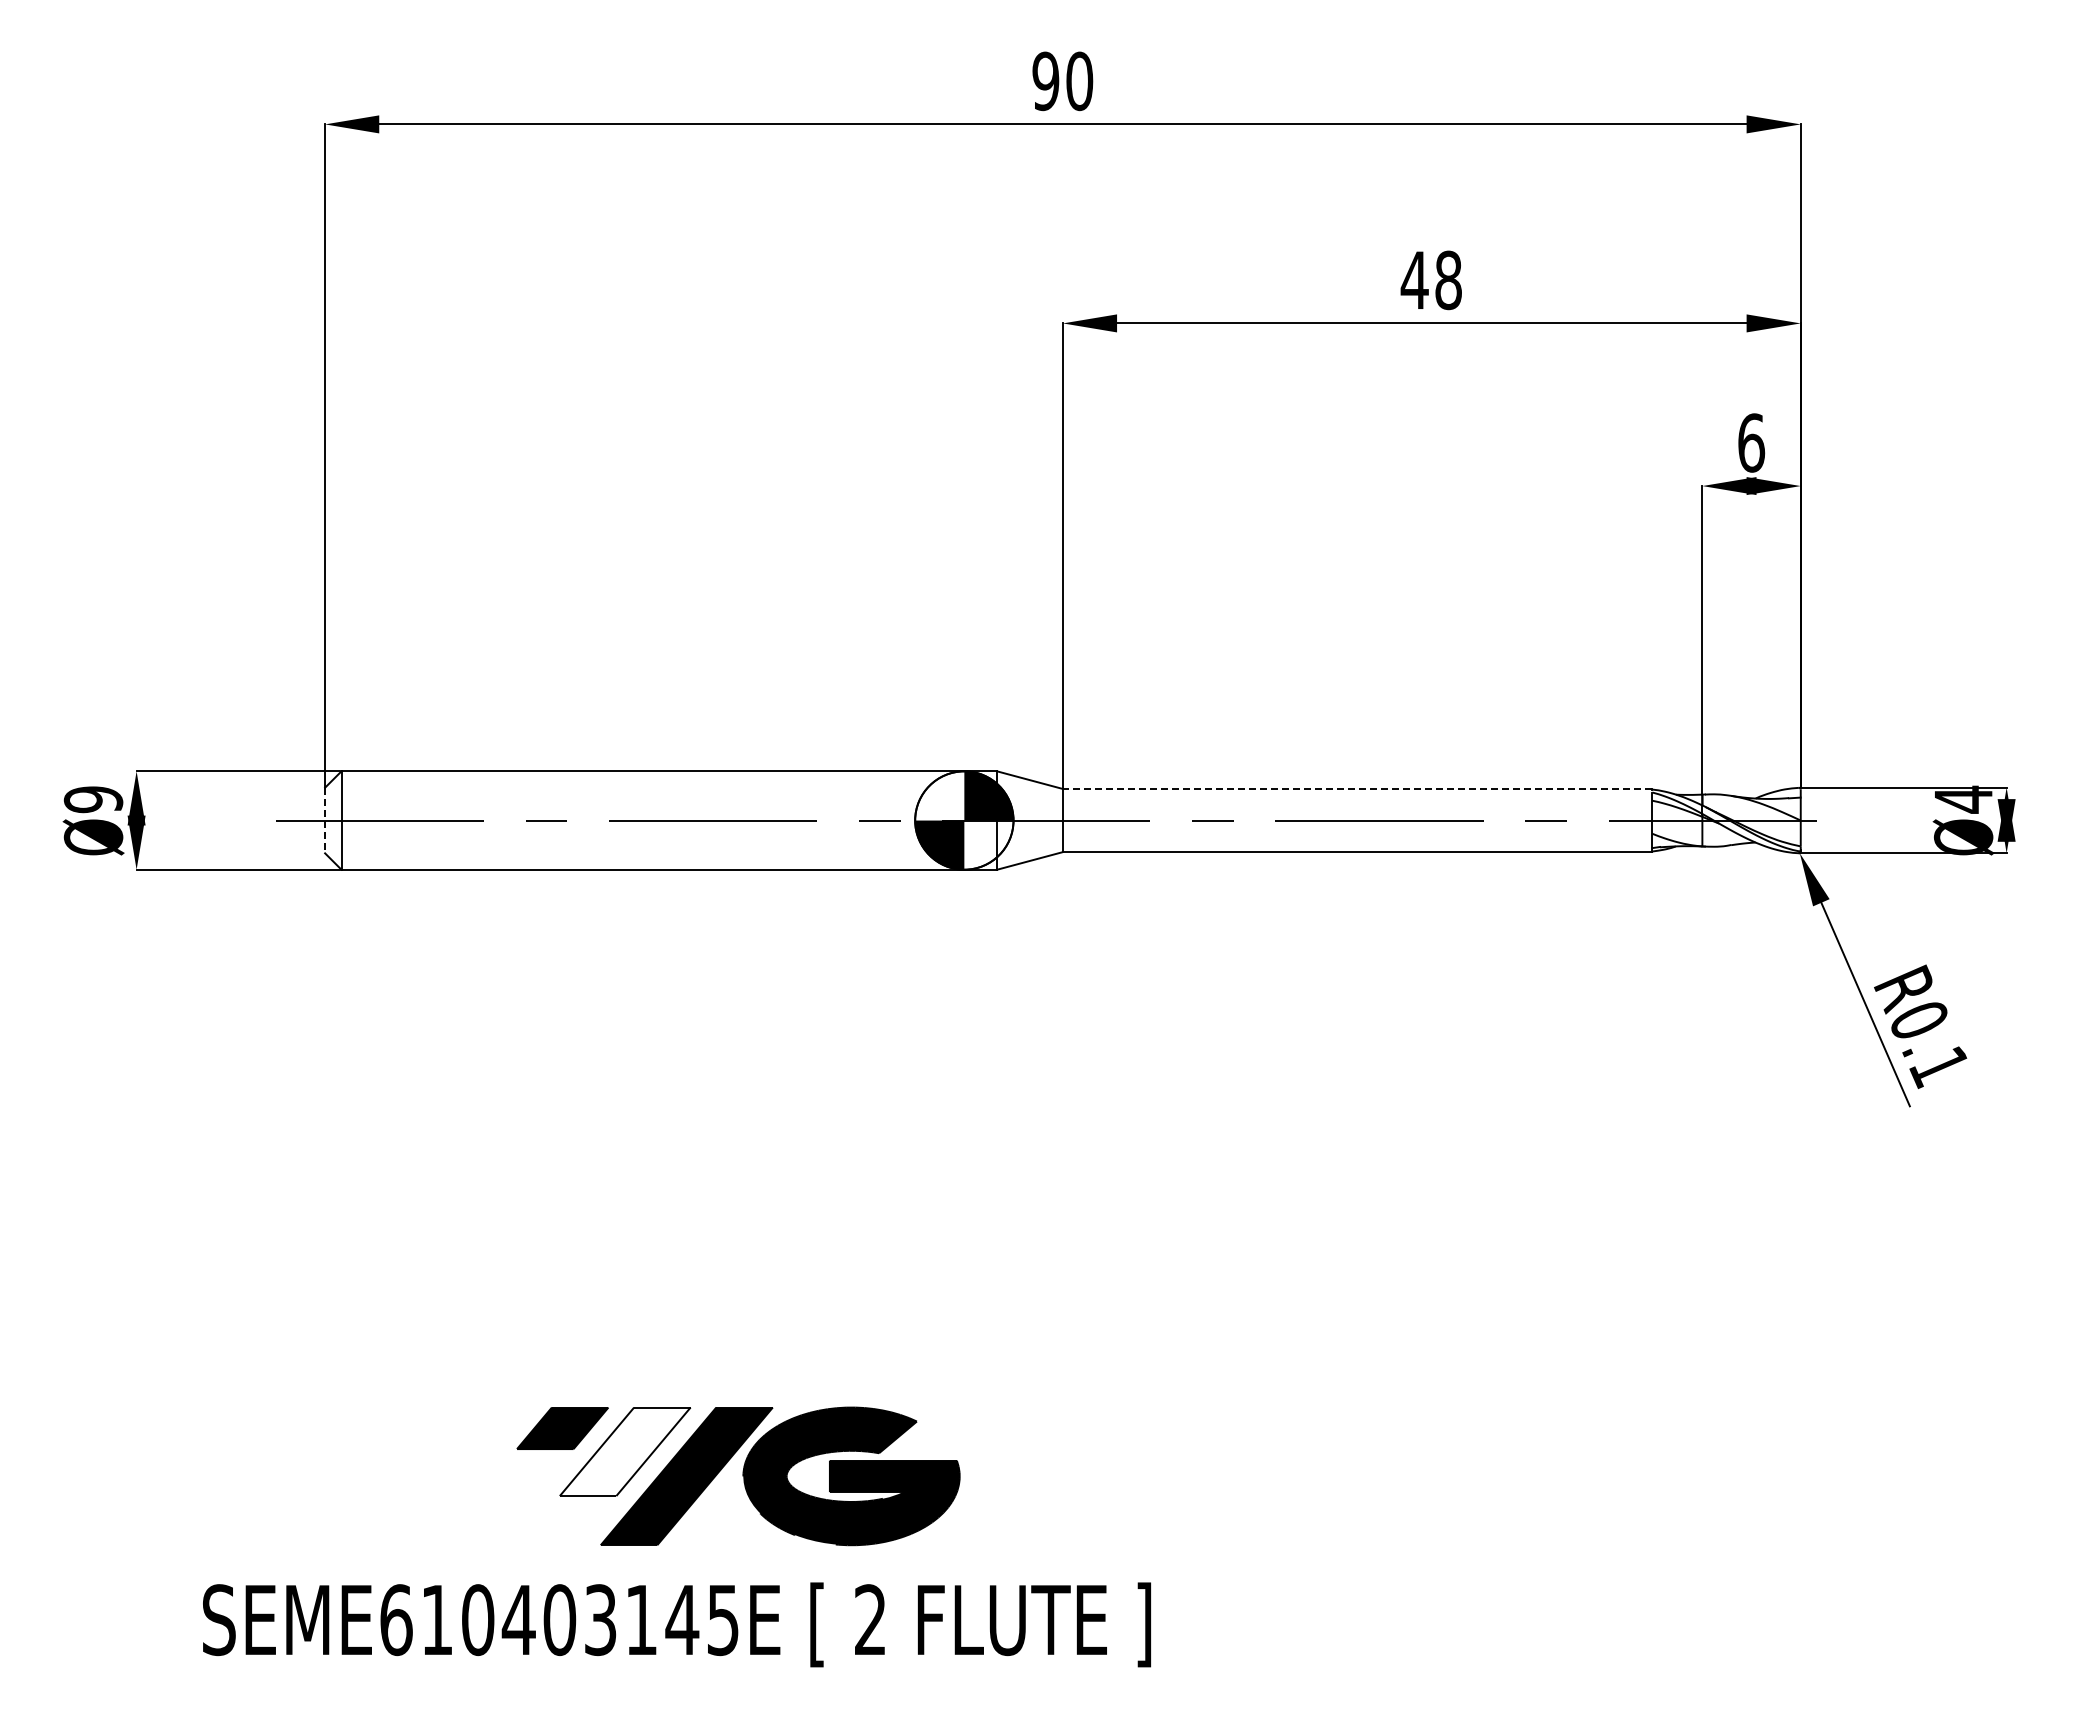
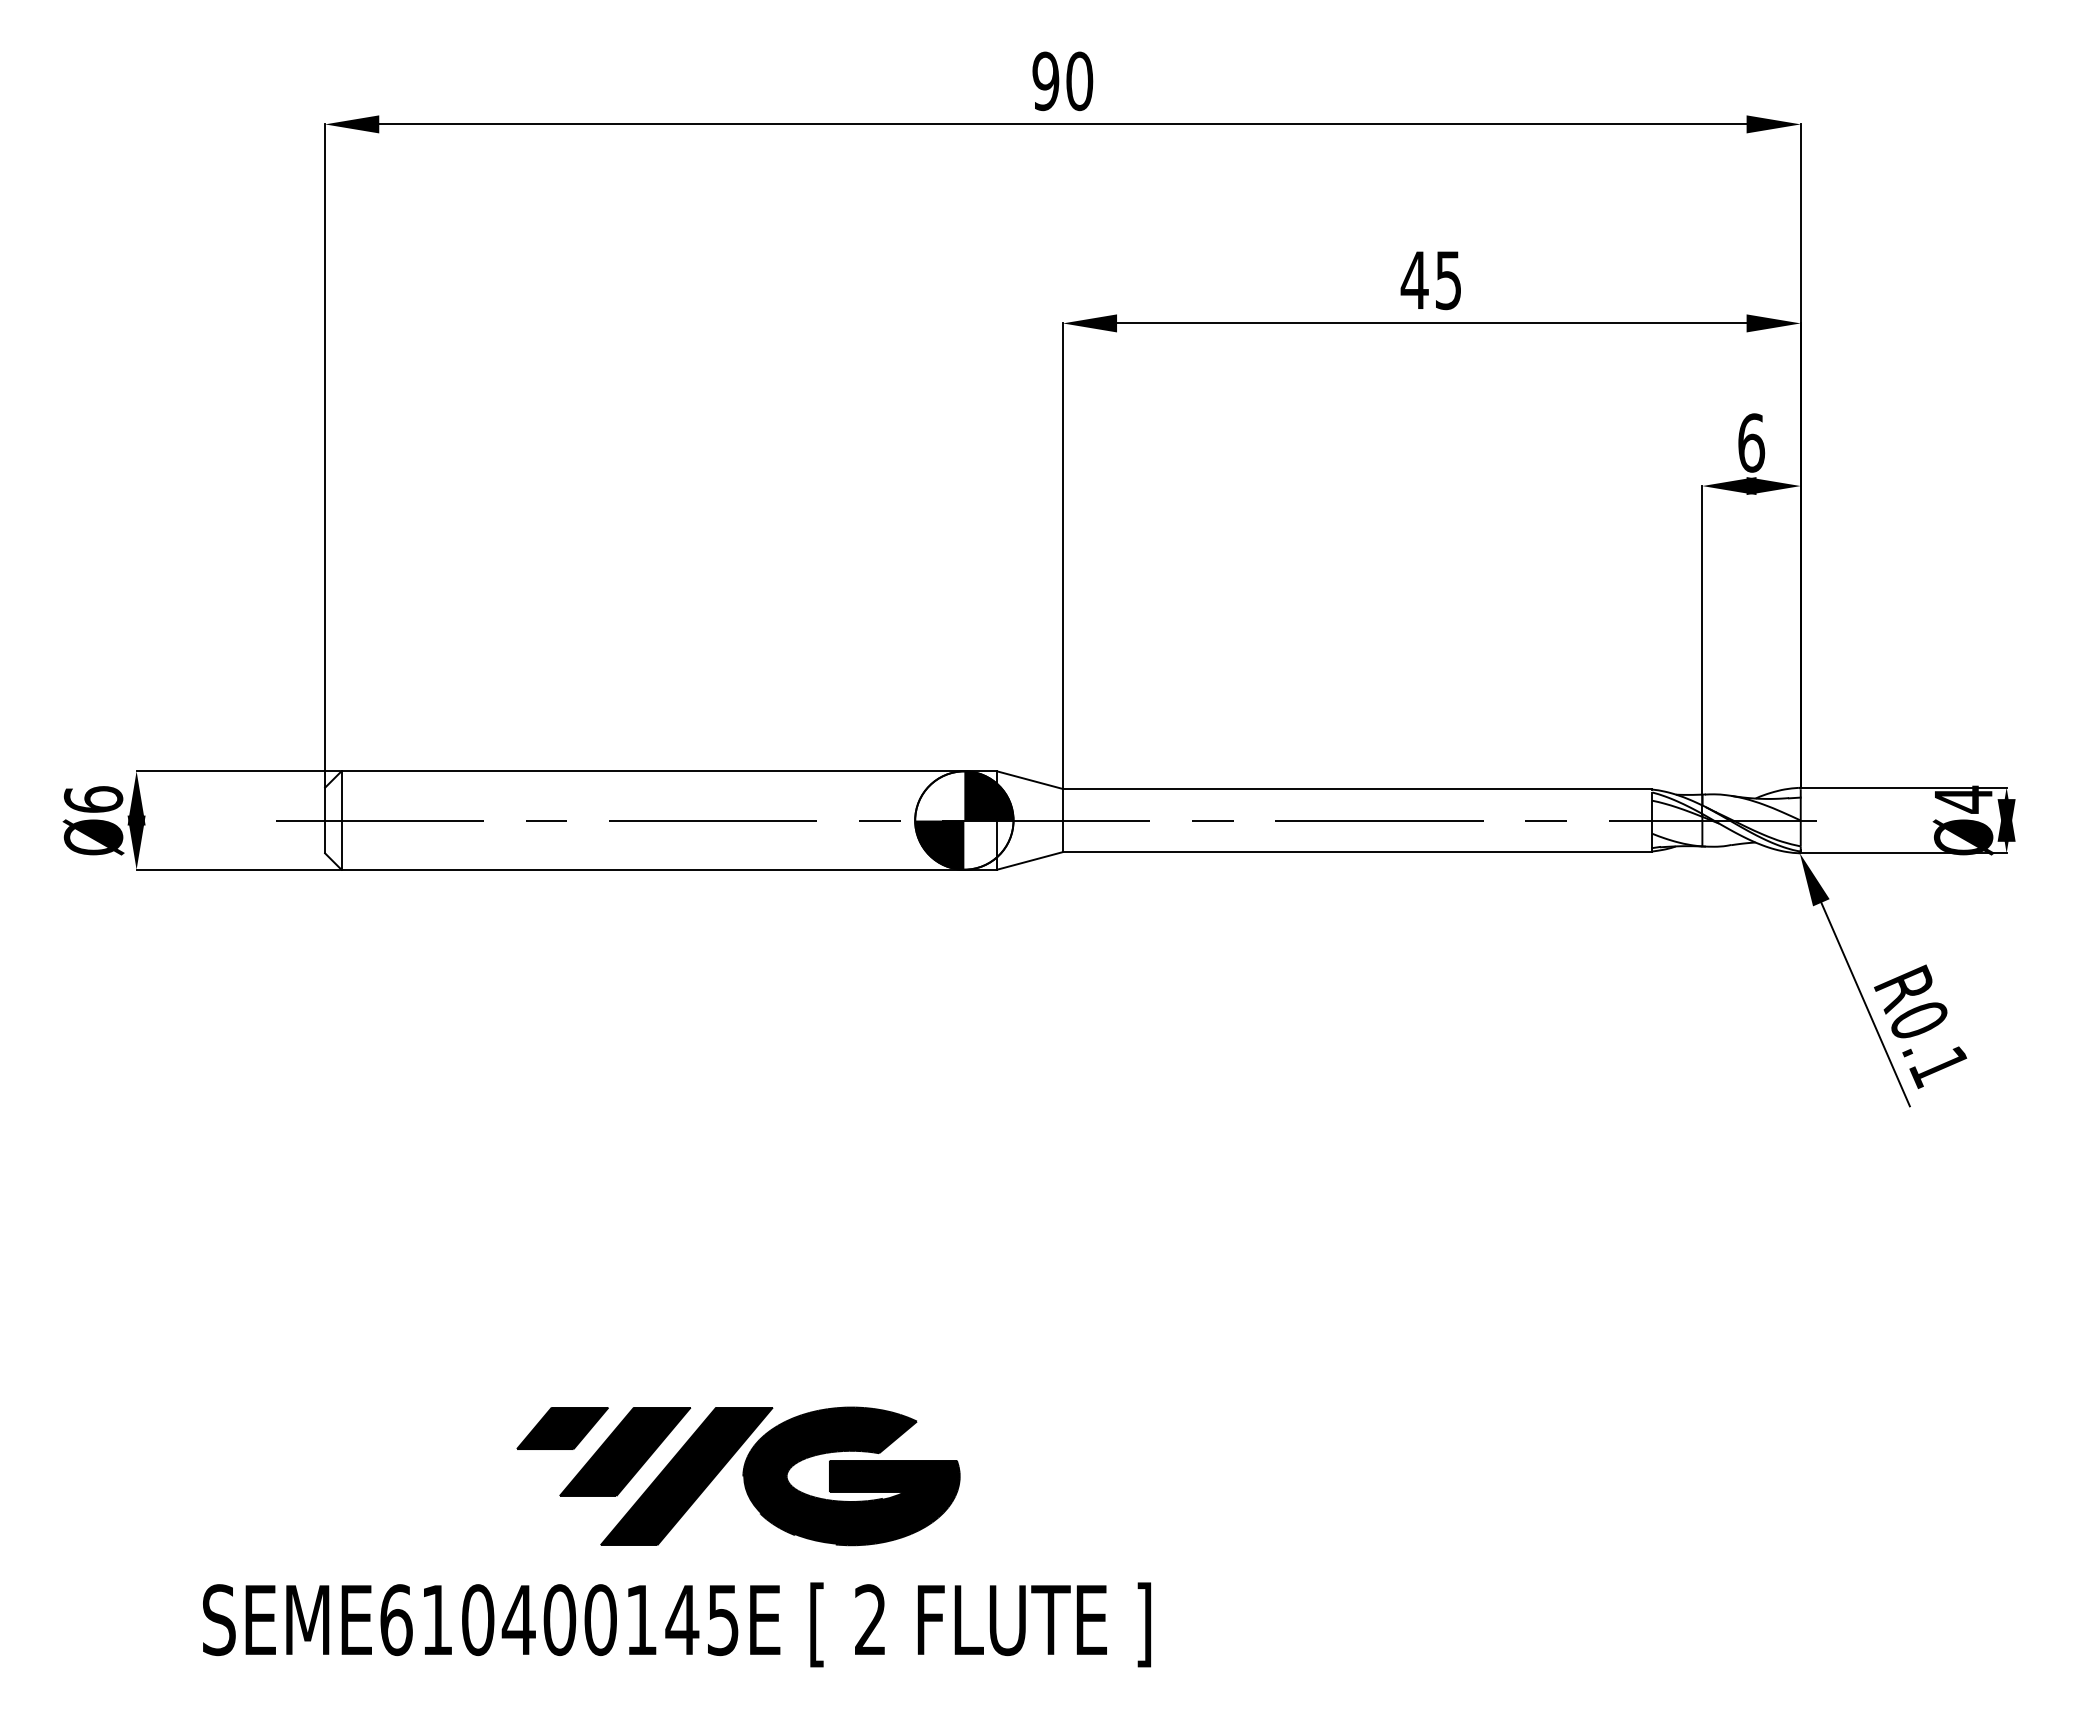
text: 48 -> 45 (1448, 280)
line: dashed -> solid (1357, 788)
text: Ø9 -> Ø6 (93, 799)
line: dashed -> solid (325, 820)
fill: none -> present (624, 1451)
text: SEME610403145E -> SEME610400145E (600, 1620)
